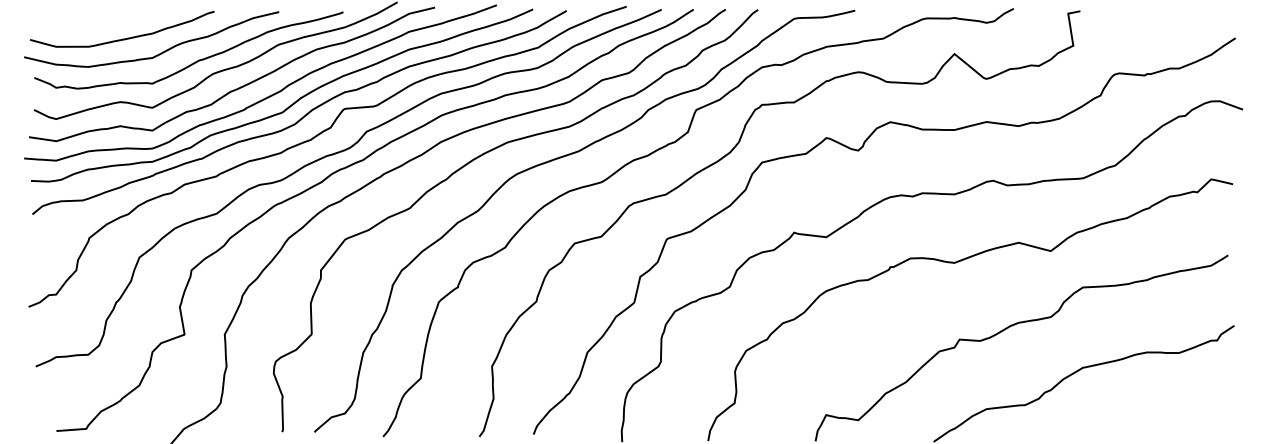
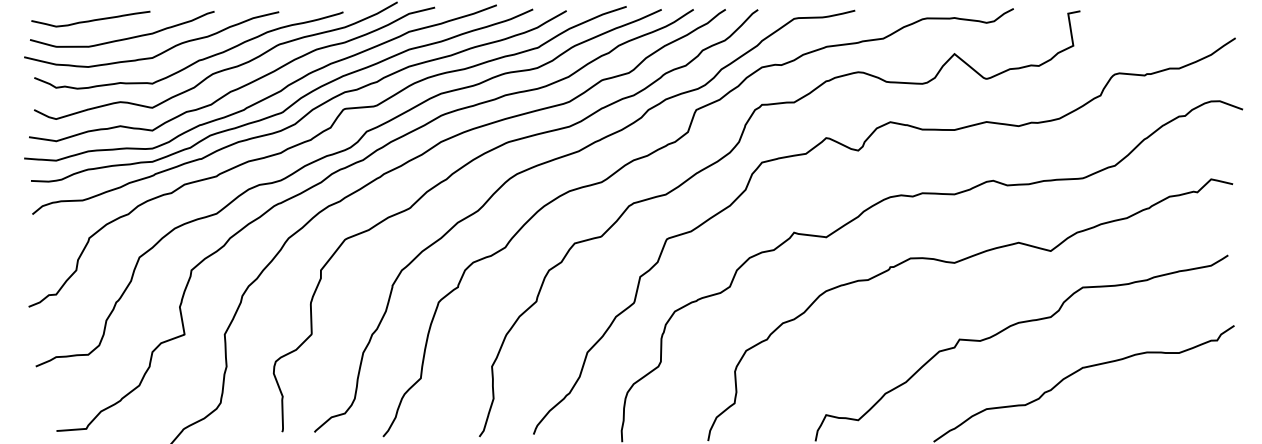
curve: none -> present (91, 19)
